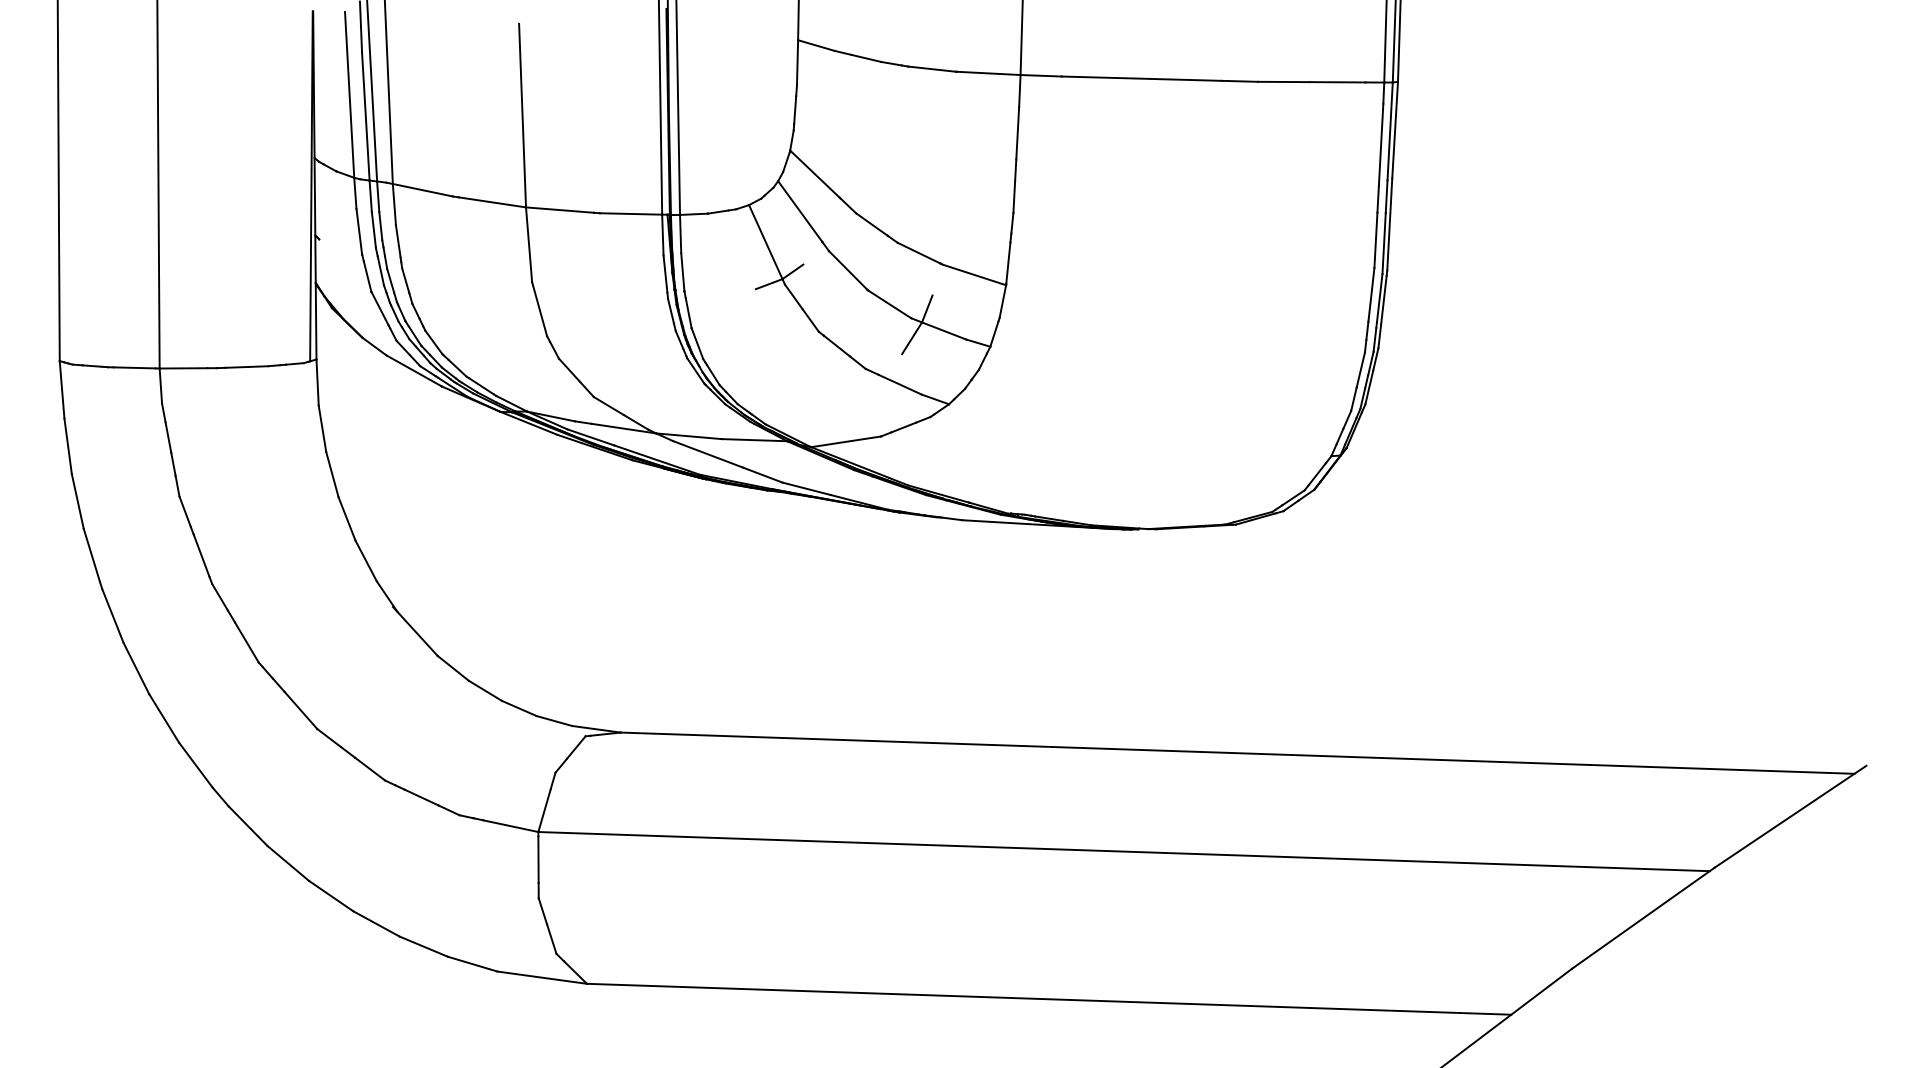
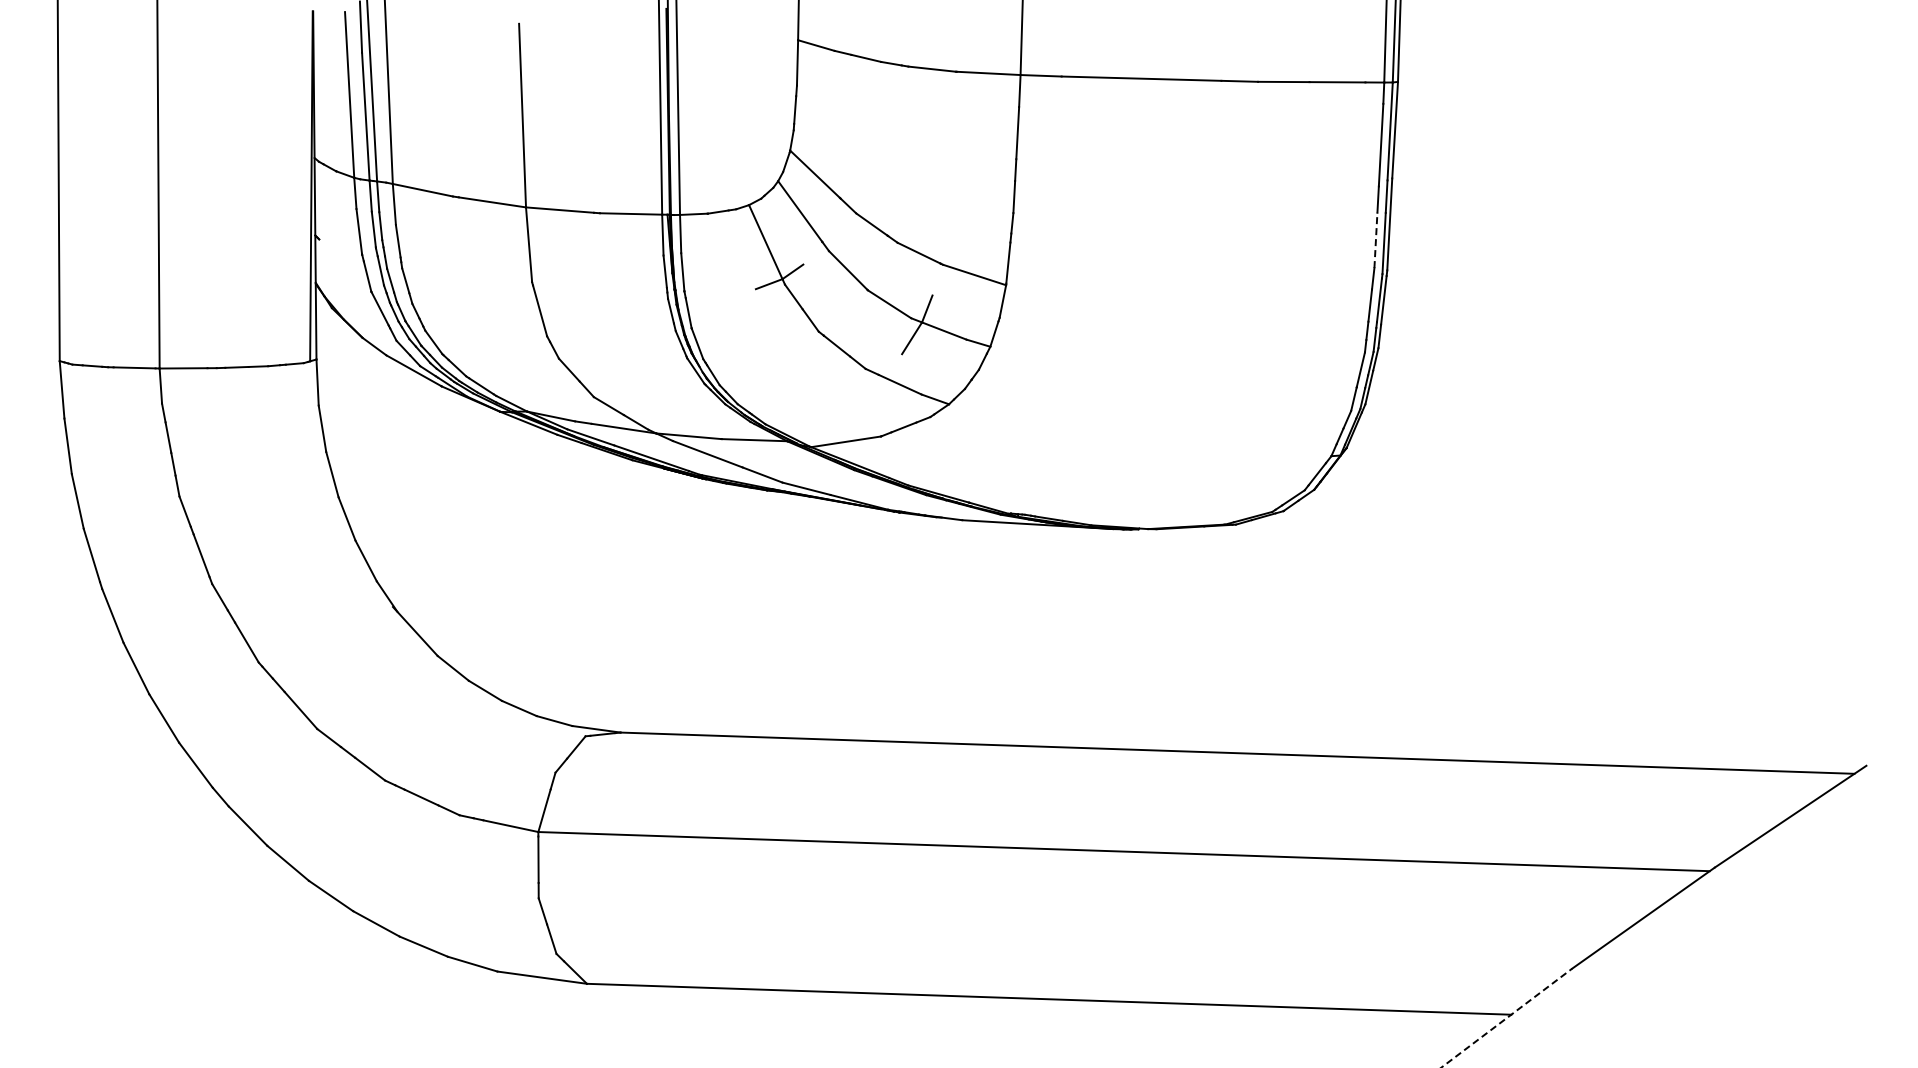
line: solid -> dashed (1375, 240)
line: solid -> dashed (1507, 1017)
